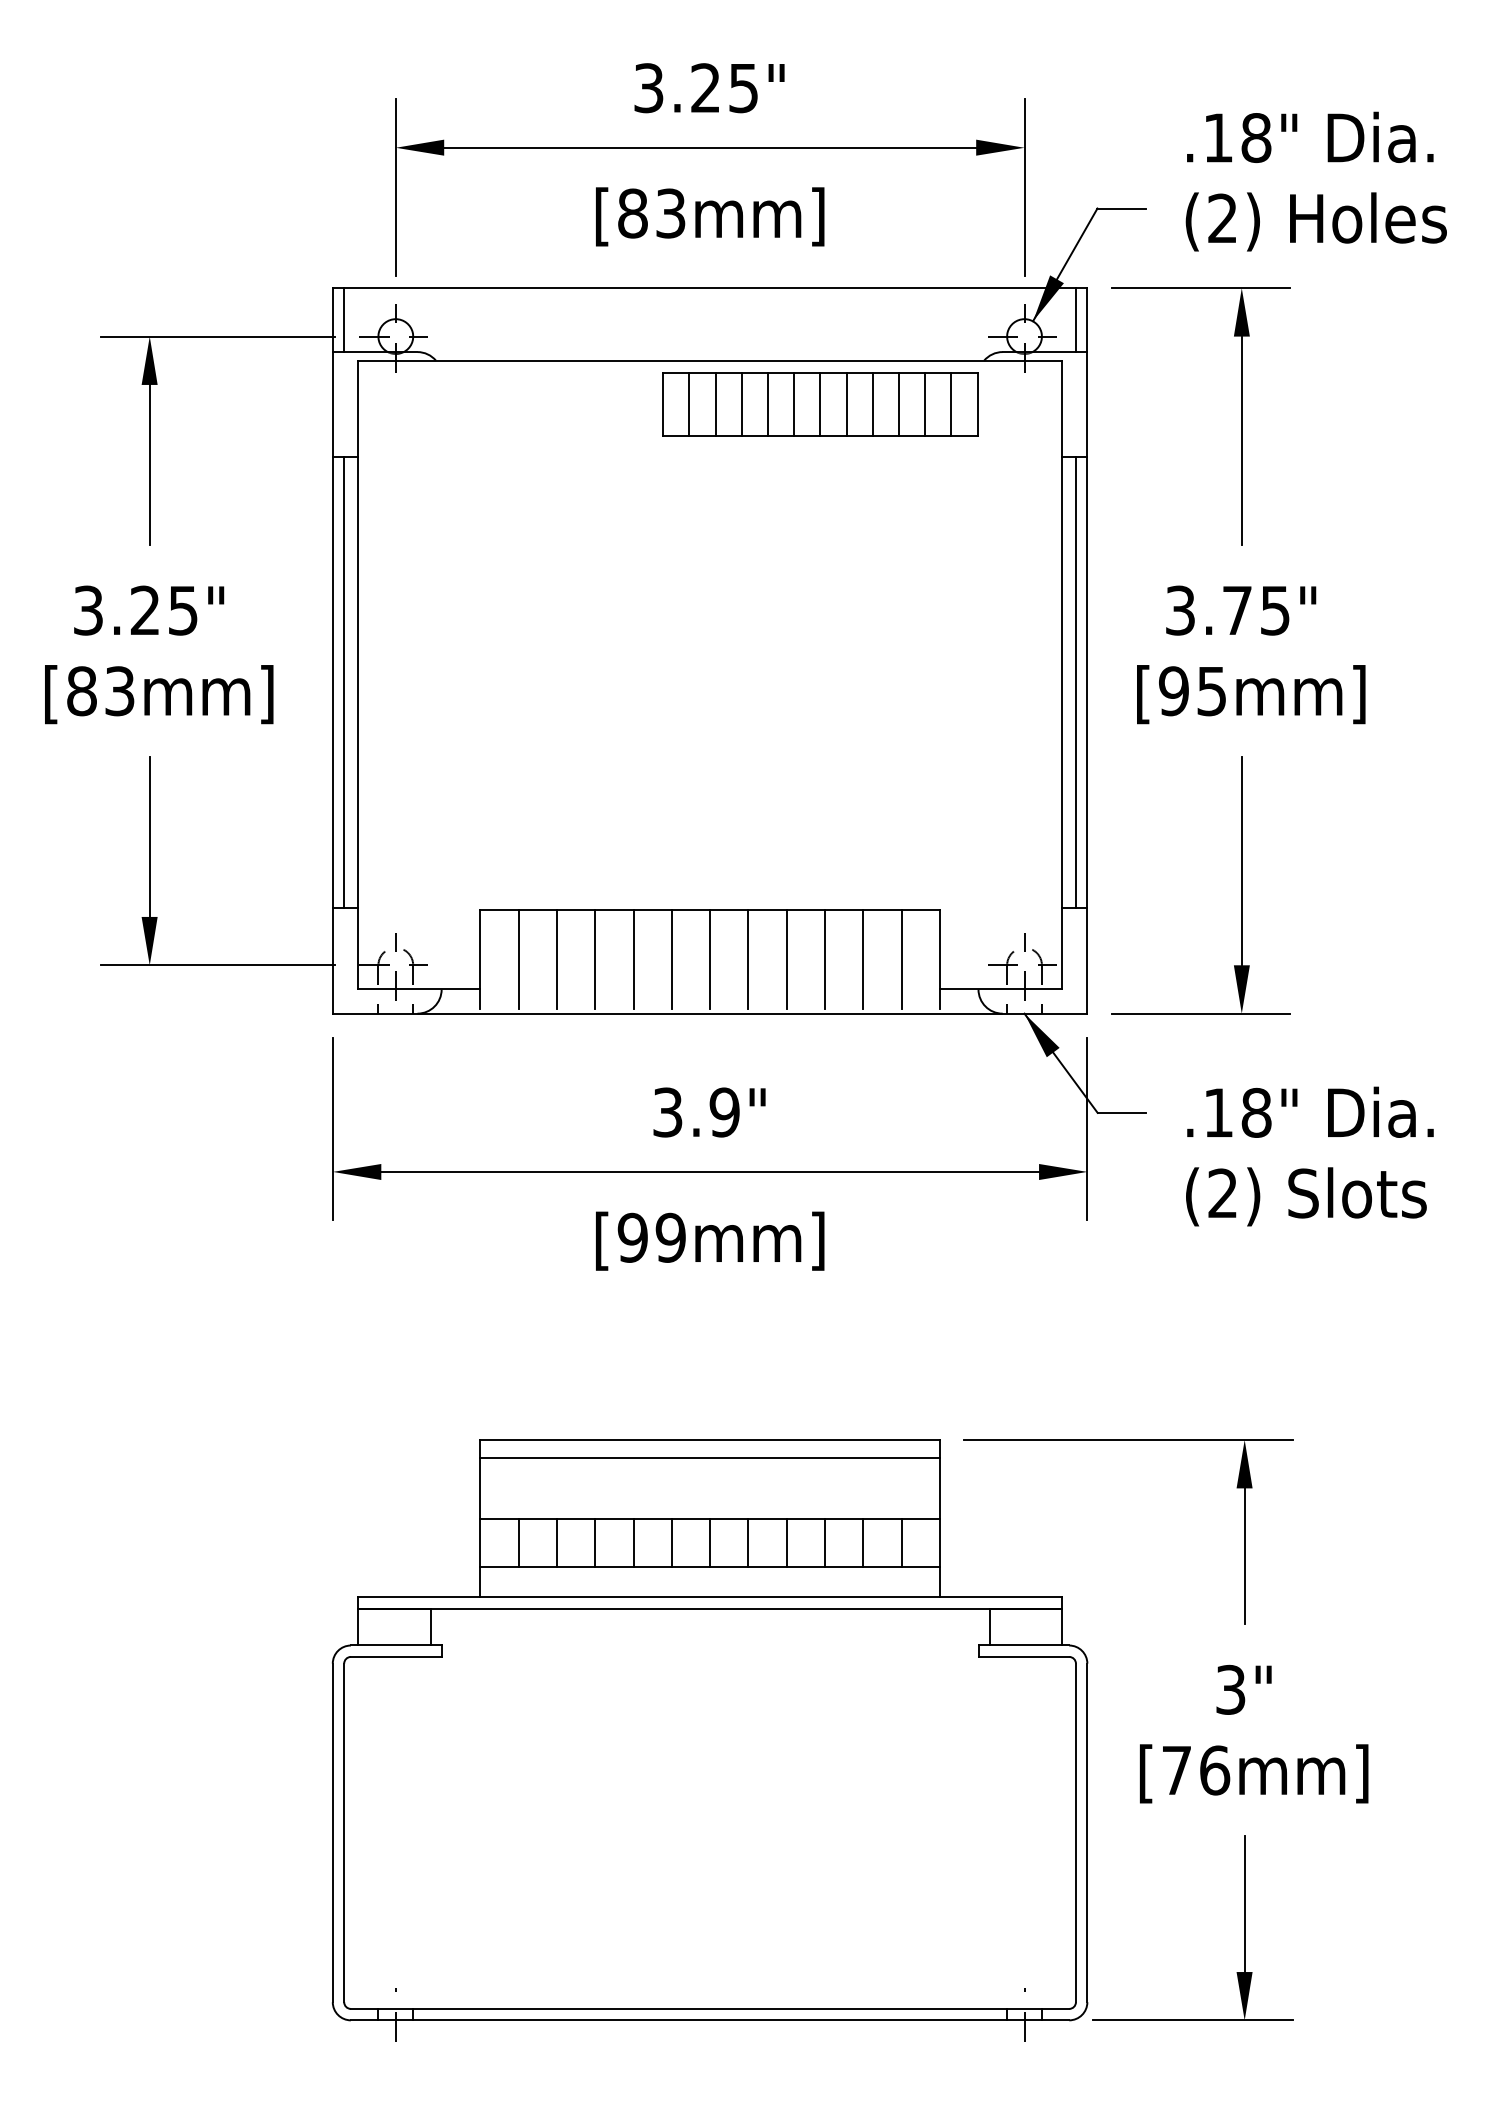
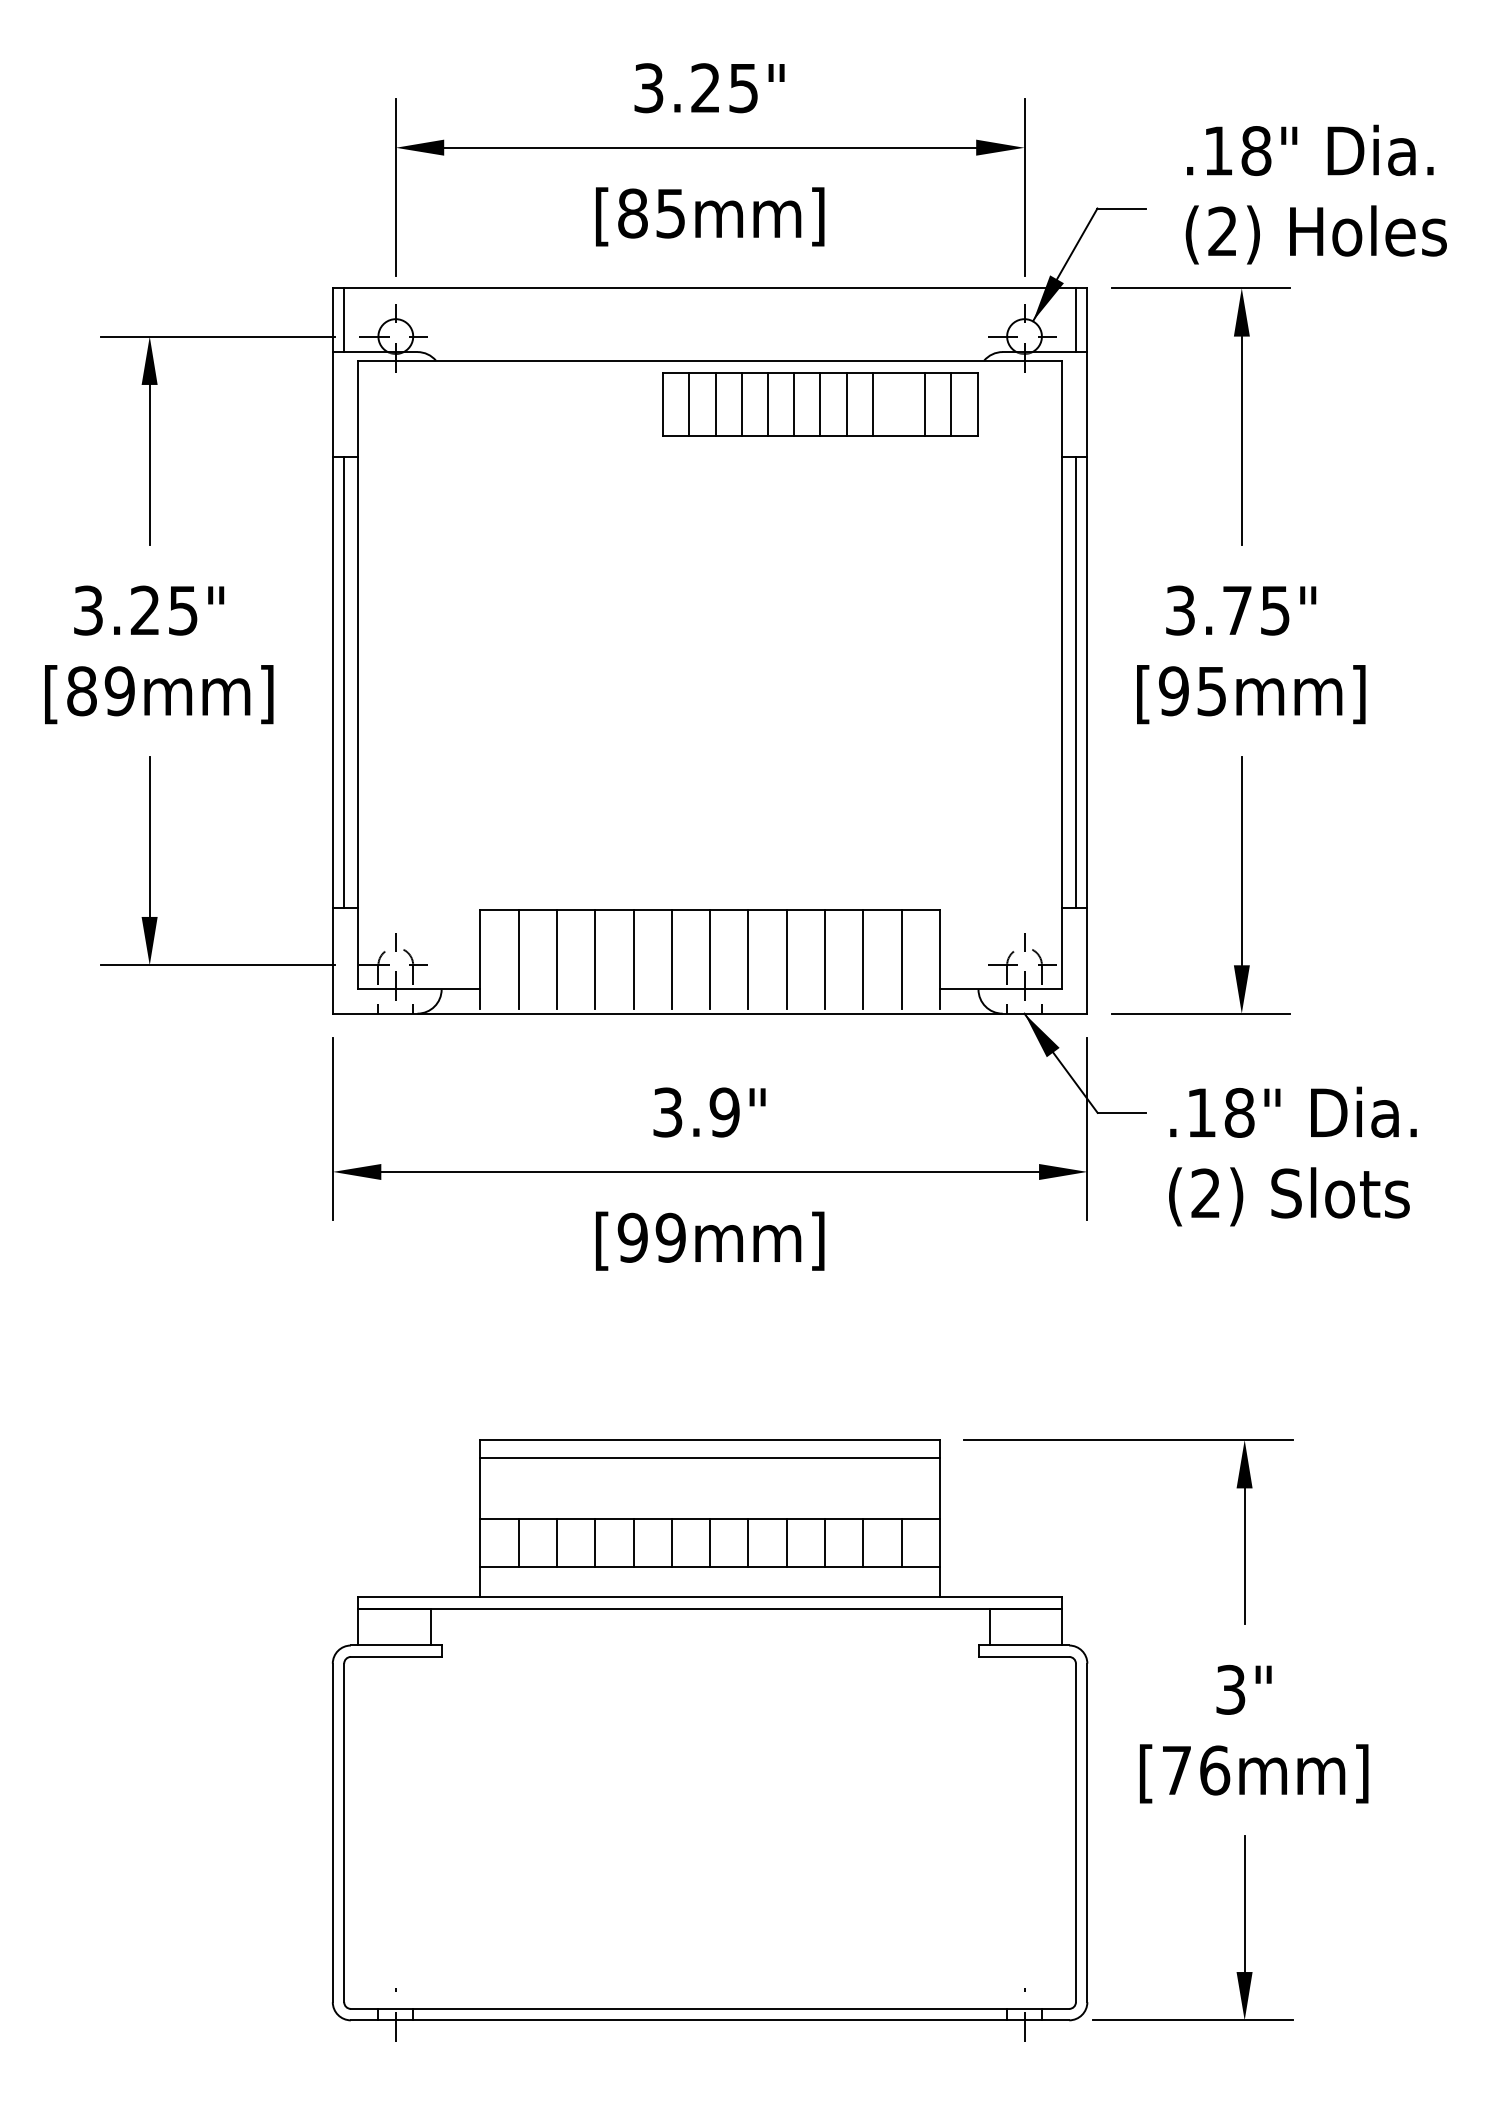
text position: (1315, 181) -> (1315, 194) (1315, 194)
text: [83mm] -> [85mm] (671, 212)
line: present -> none (898, 403)
text: [83mm] -> [89mm] (119, 691)
text position: (1309, 1156) -> (1292, 1156) (1292, 1156)
